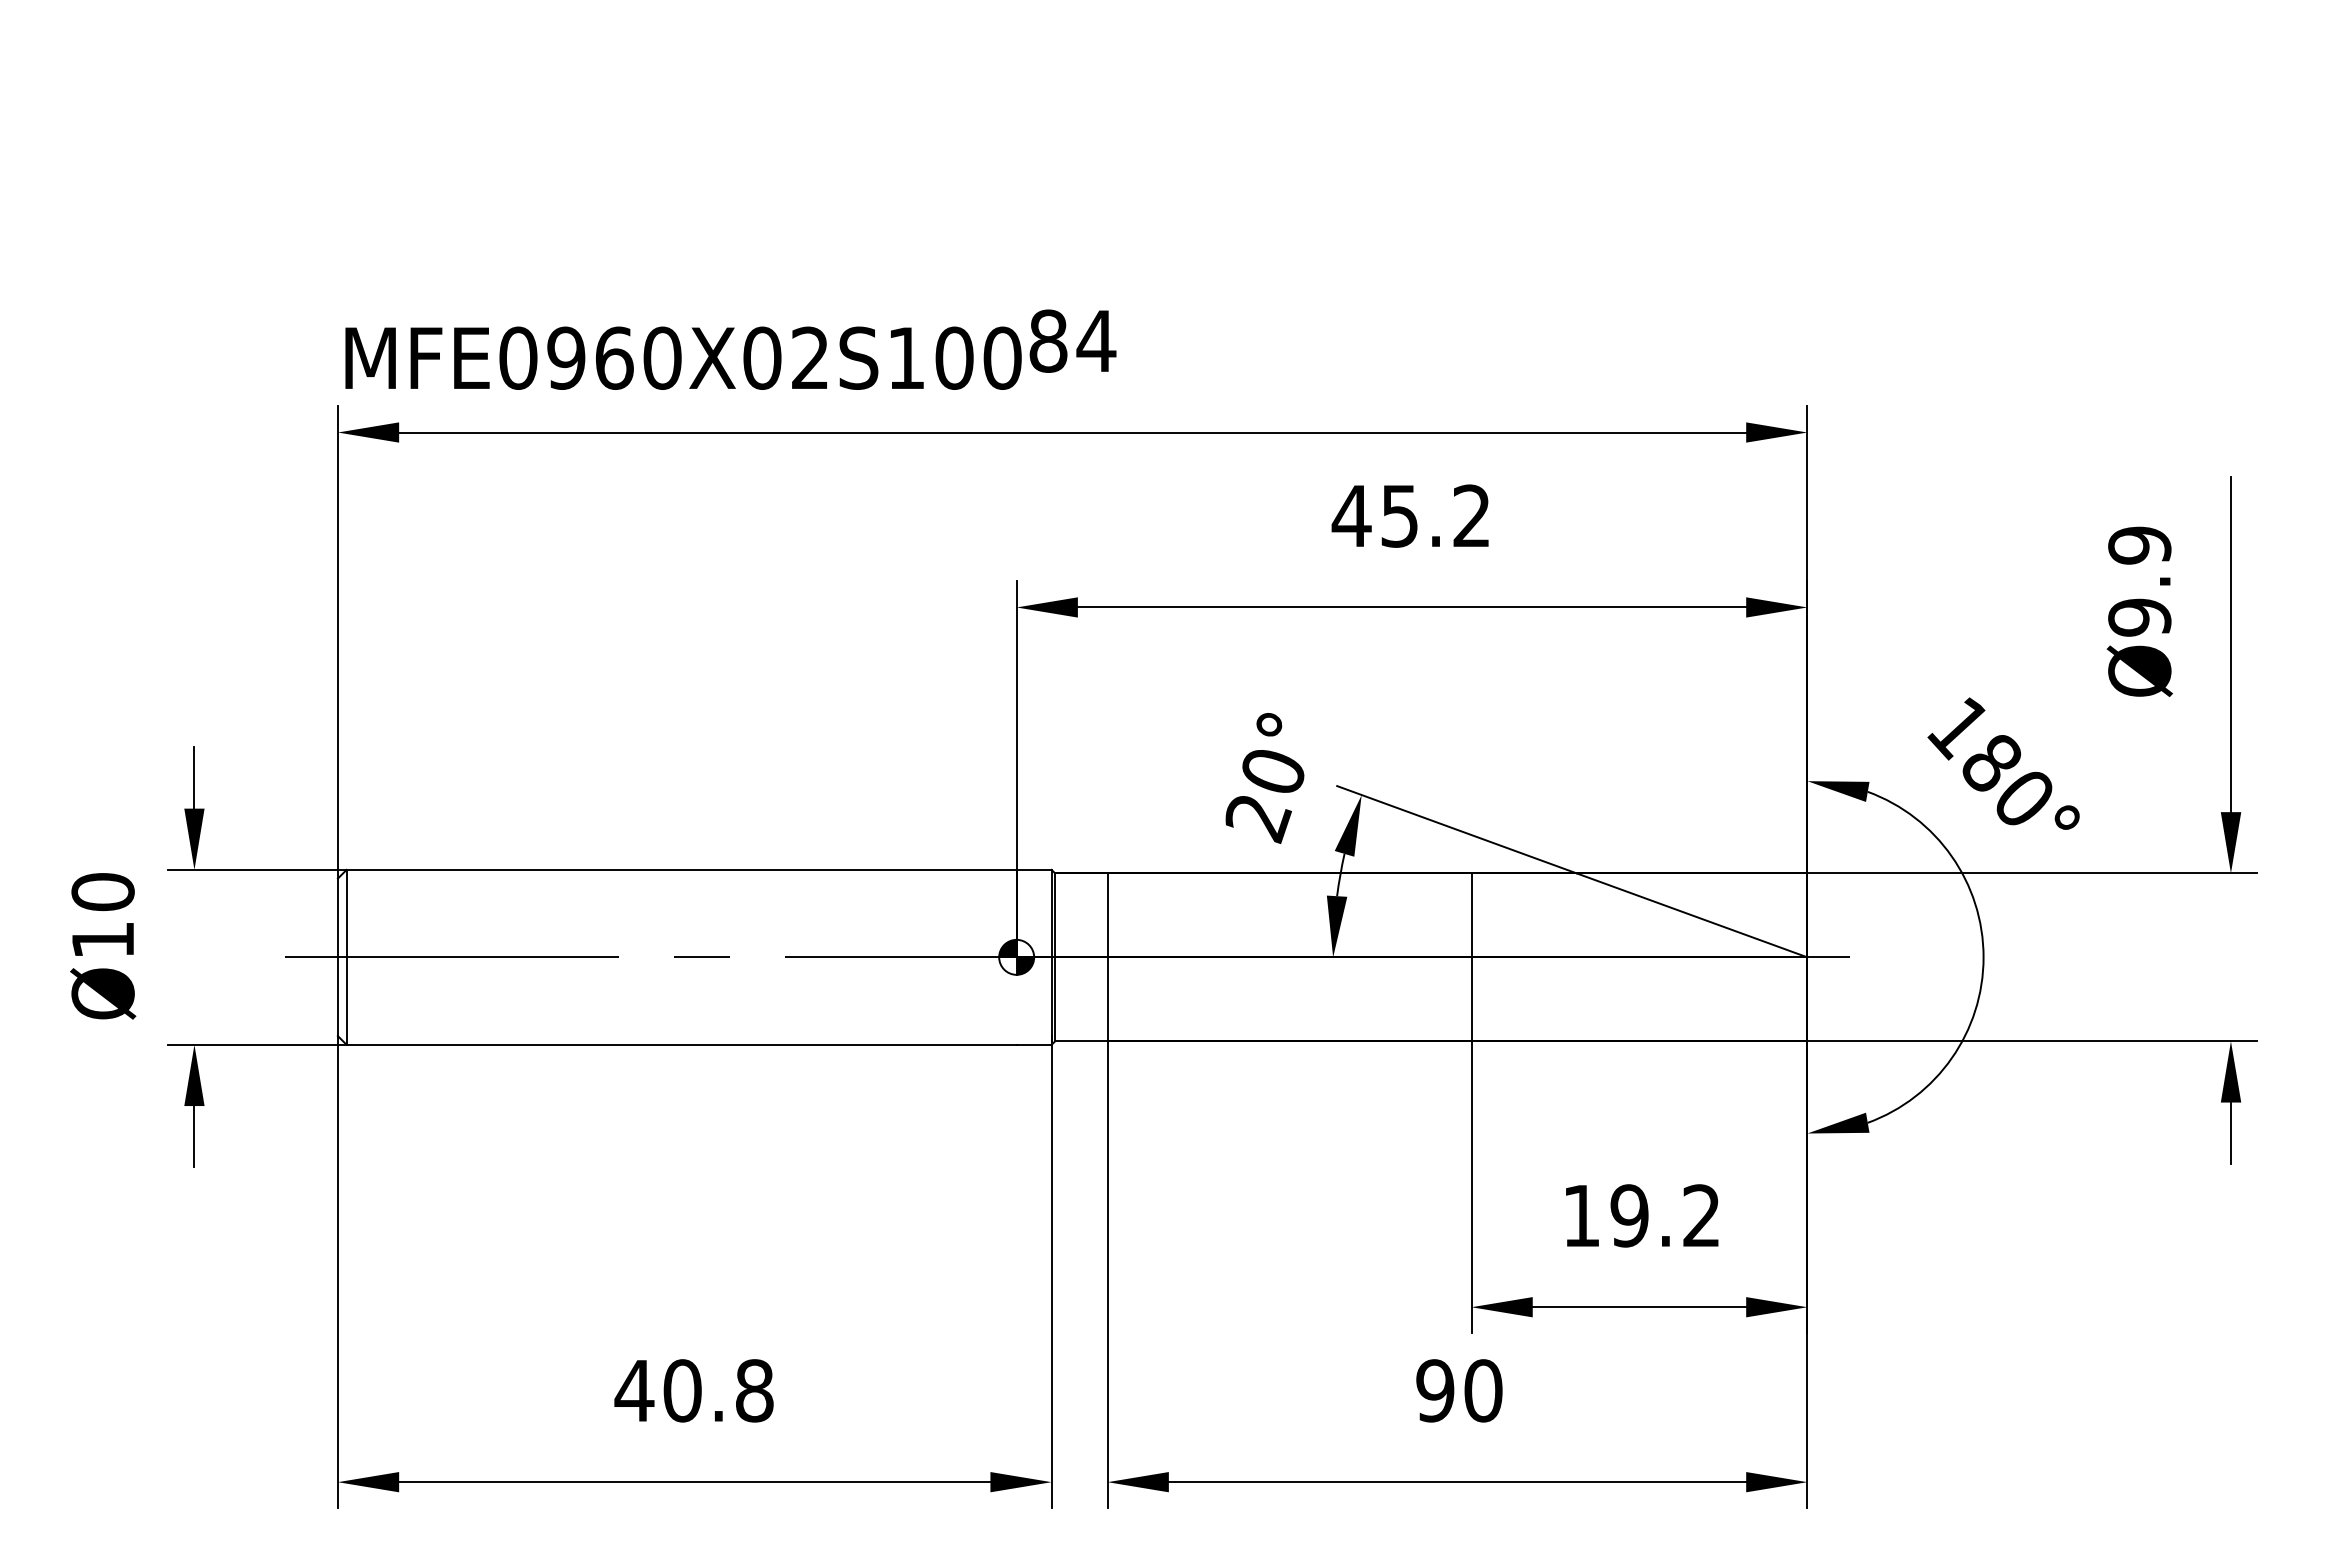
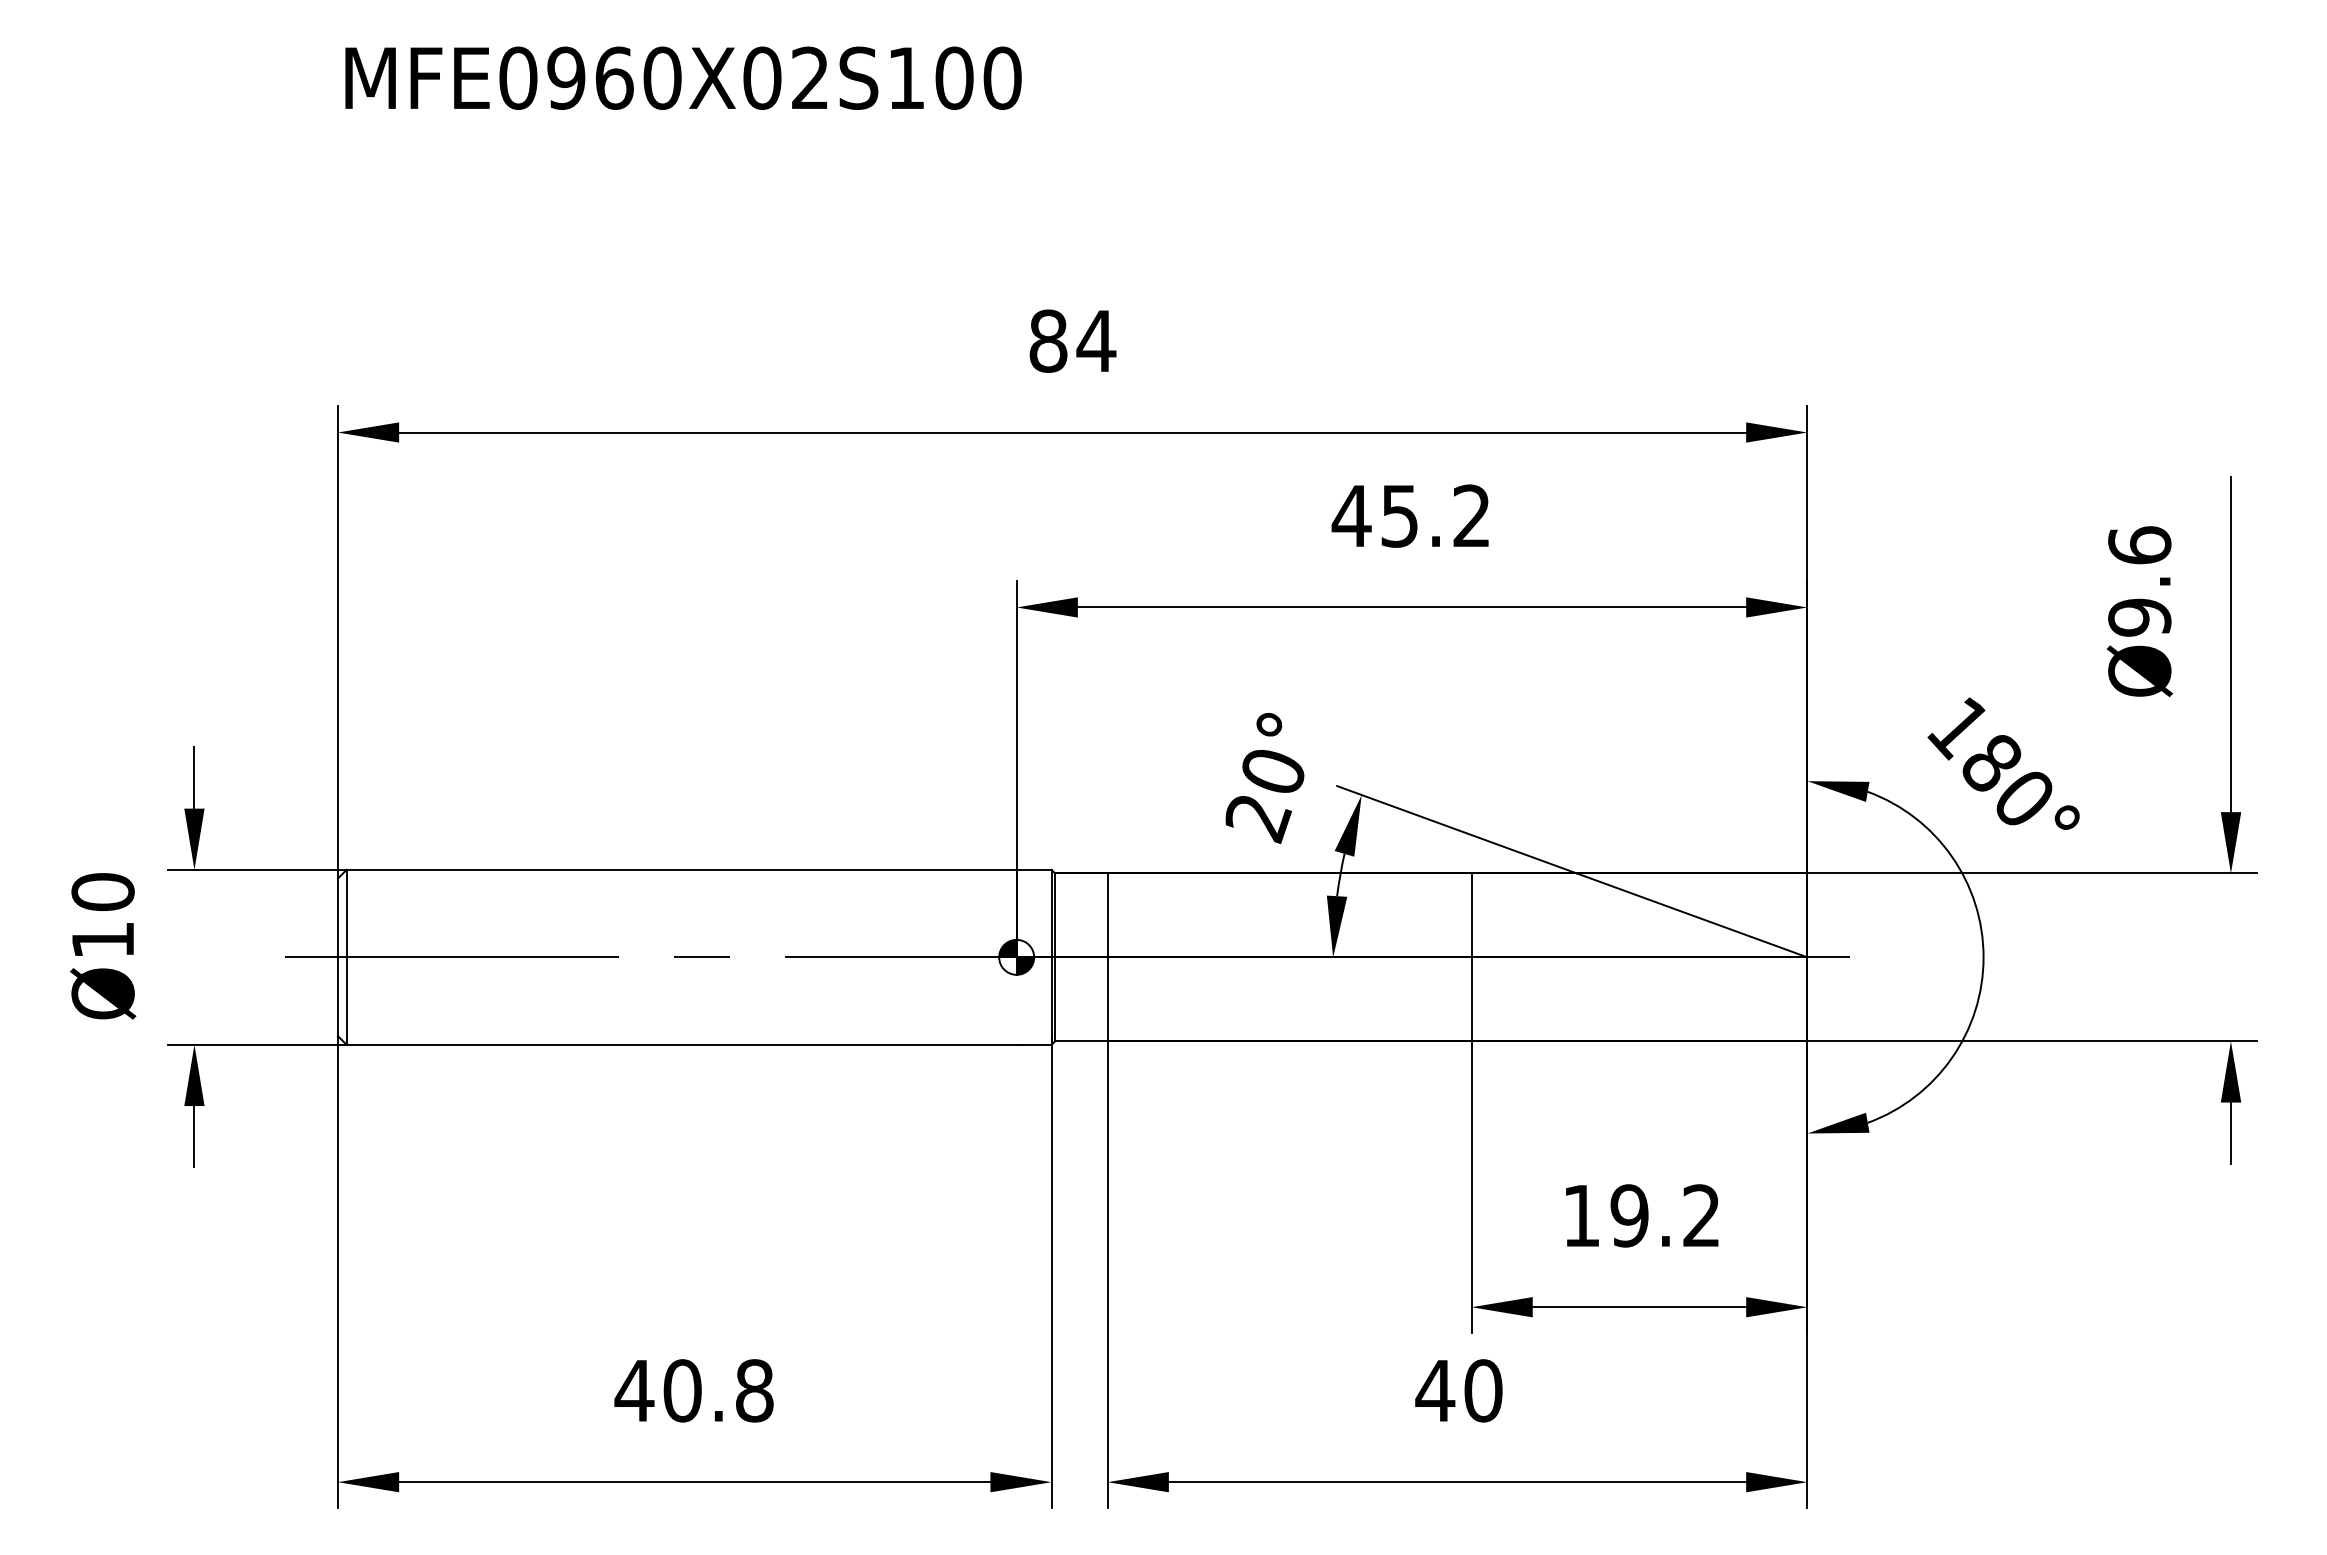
text position: (683, 357) -> (683, 77) (683, 77)
text: Ø9.9 -> Ø9.6 (2139, 545)
text: 90 -> 40 (1435, 1390)
